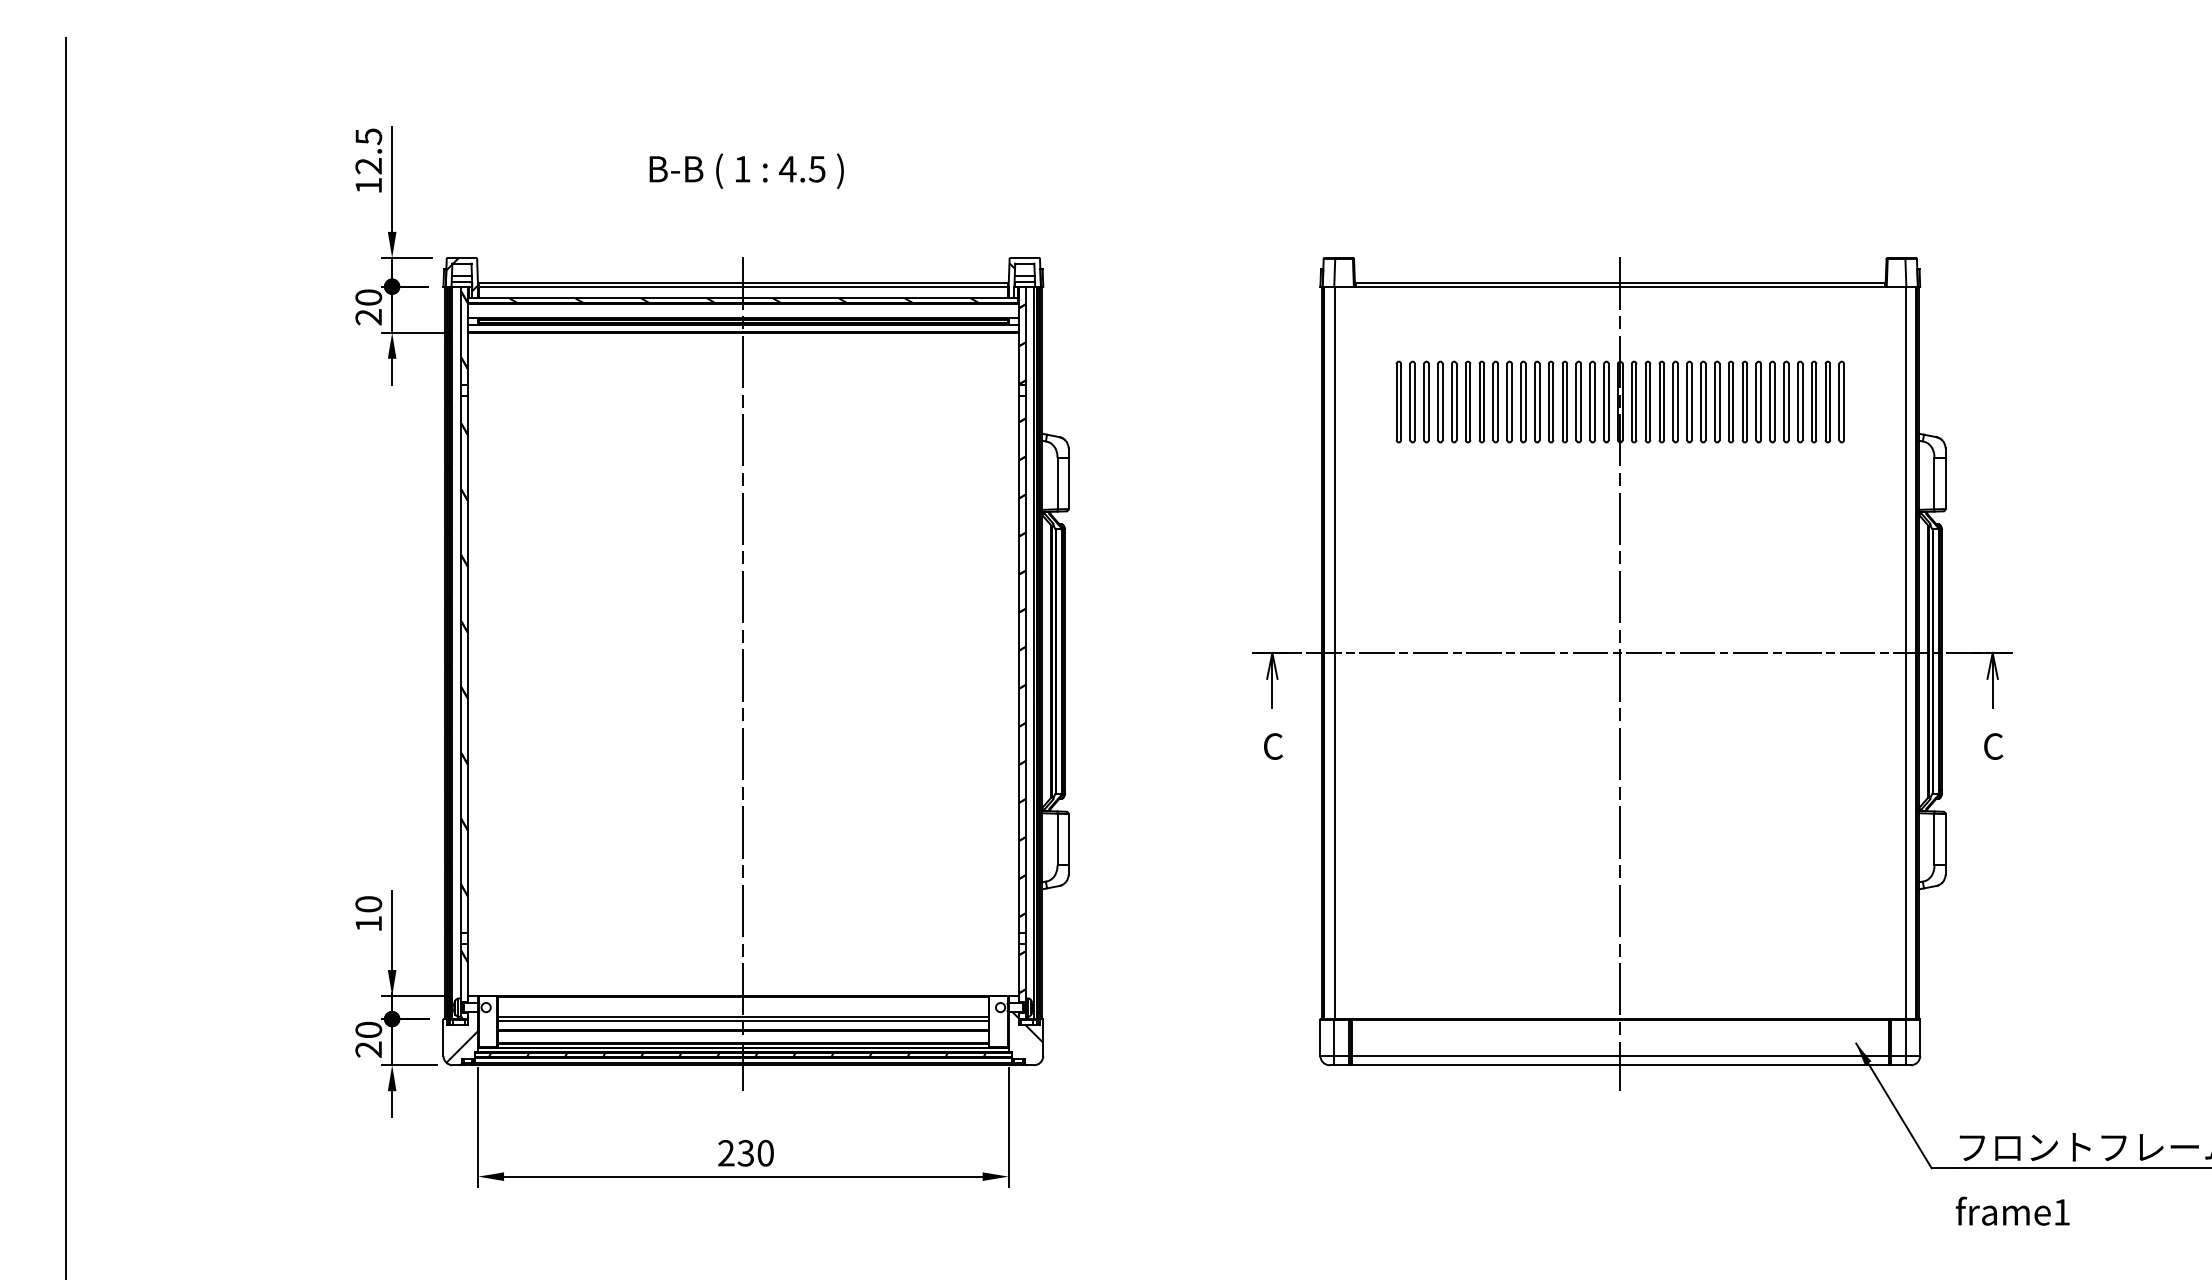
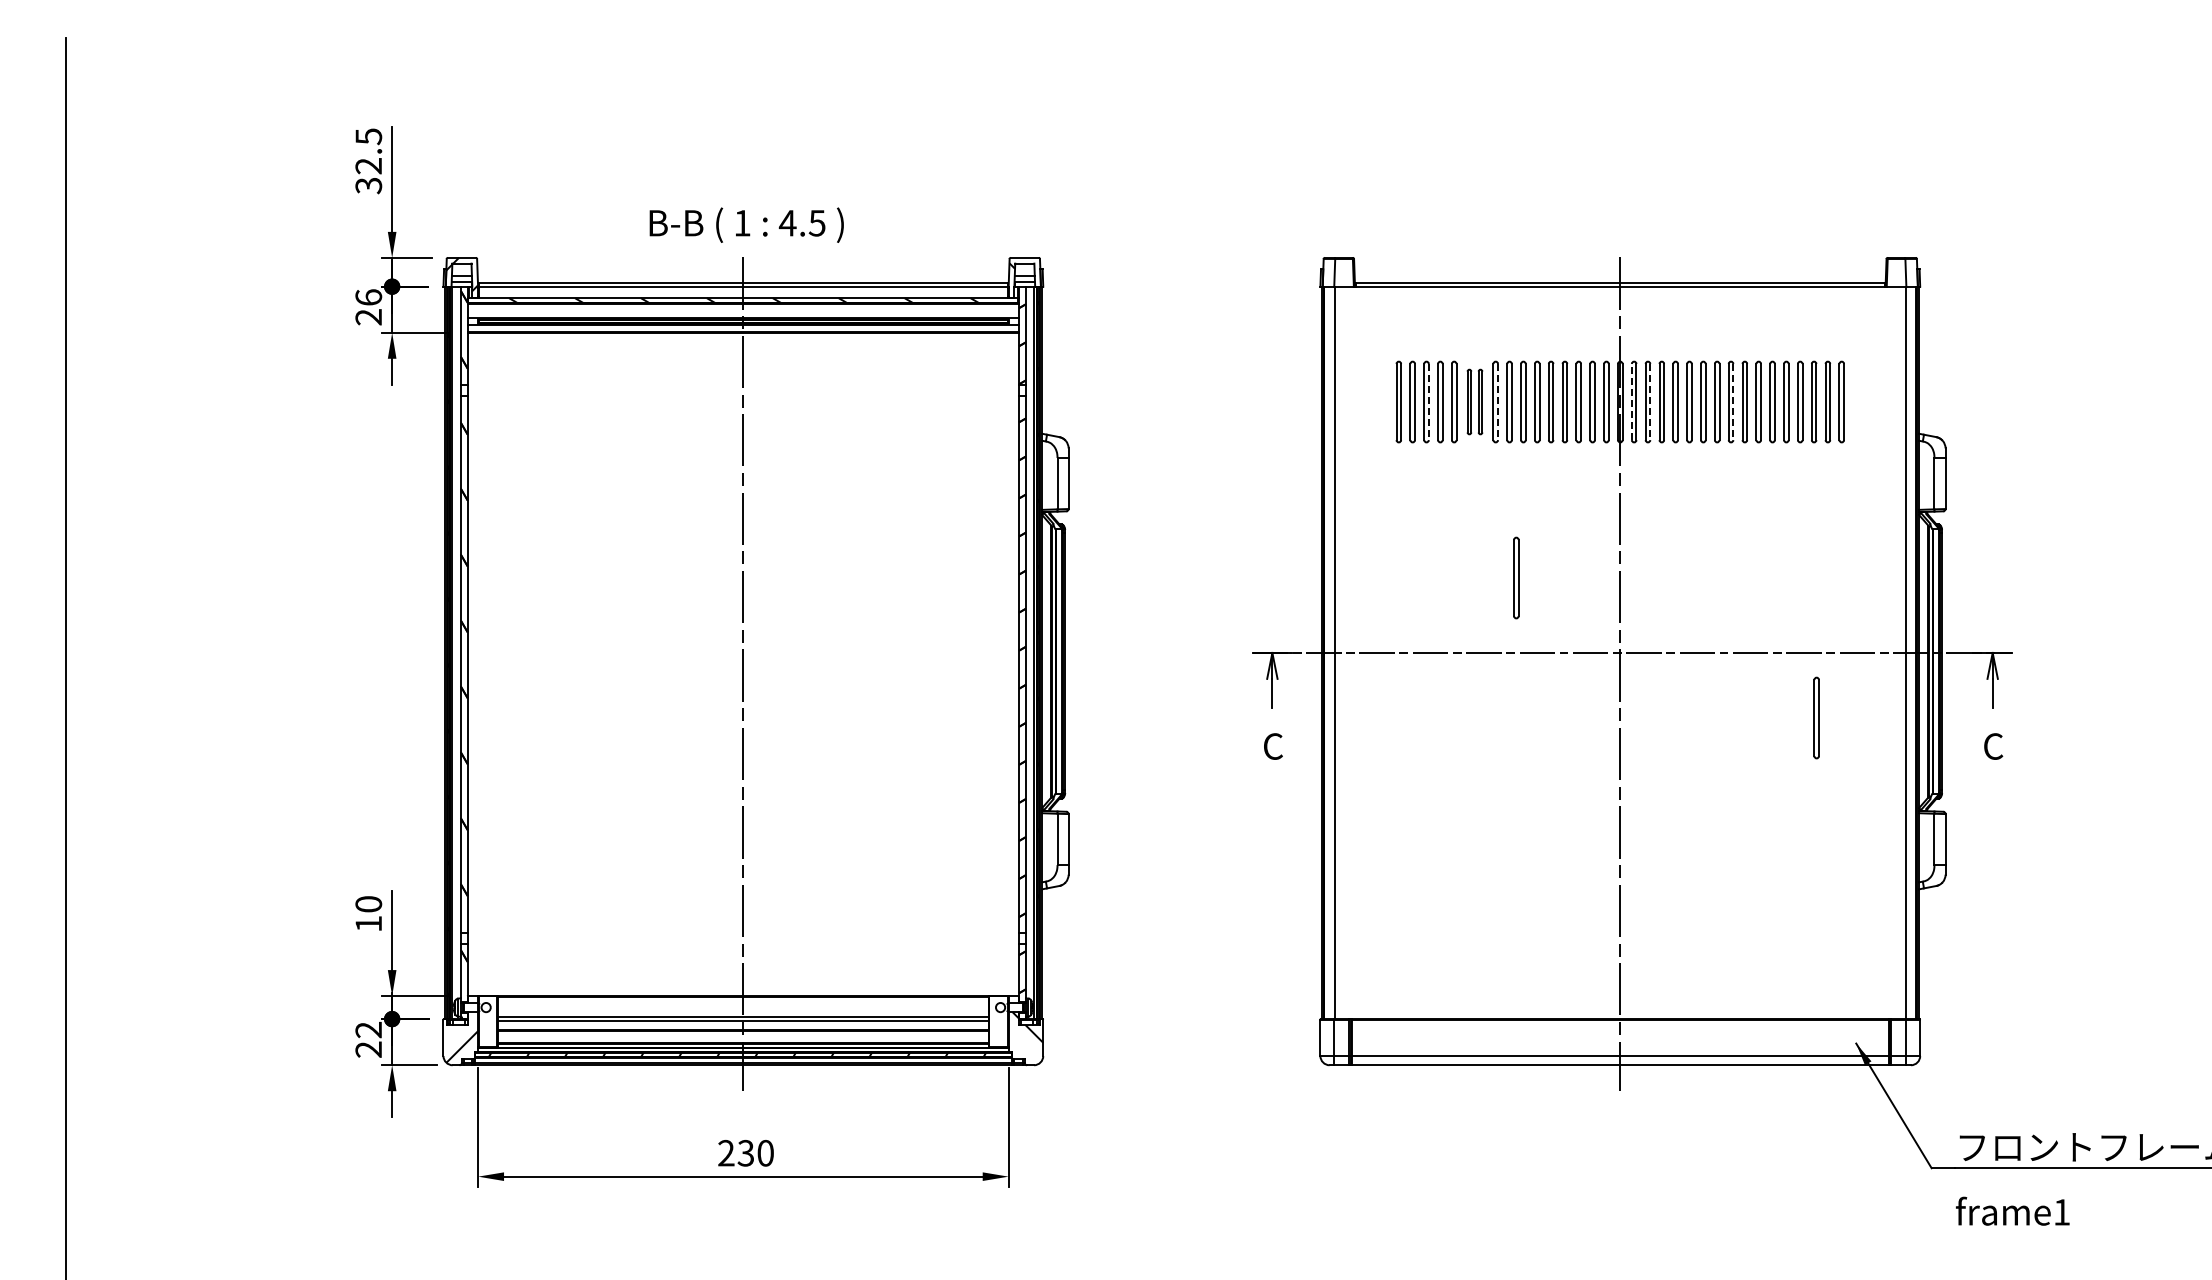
text position: (746, 170) -> (746, 224) (746, 224)
text: 12.5 -> 32.5 (368, 186)
text: 20 -> 26 (368, 297)
part size: 20x84 px -> 18x68 px (1474, 401)
line: solid -> dashed (1631, 401)
line: solid -> dashed (1428, 402)
line: solid -> dashed (1498, 402)
line: solid -> dashed (1650, 402)
line: solid -> dashed (1733, 402)
part: none -> present (1516, 577)
part: none -> present (1816, 717)
text: 20 -> 22 (368, 1029)
